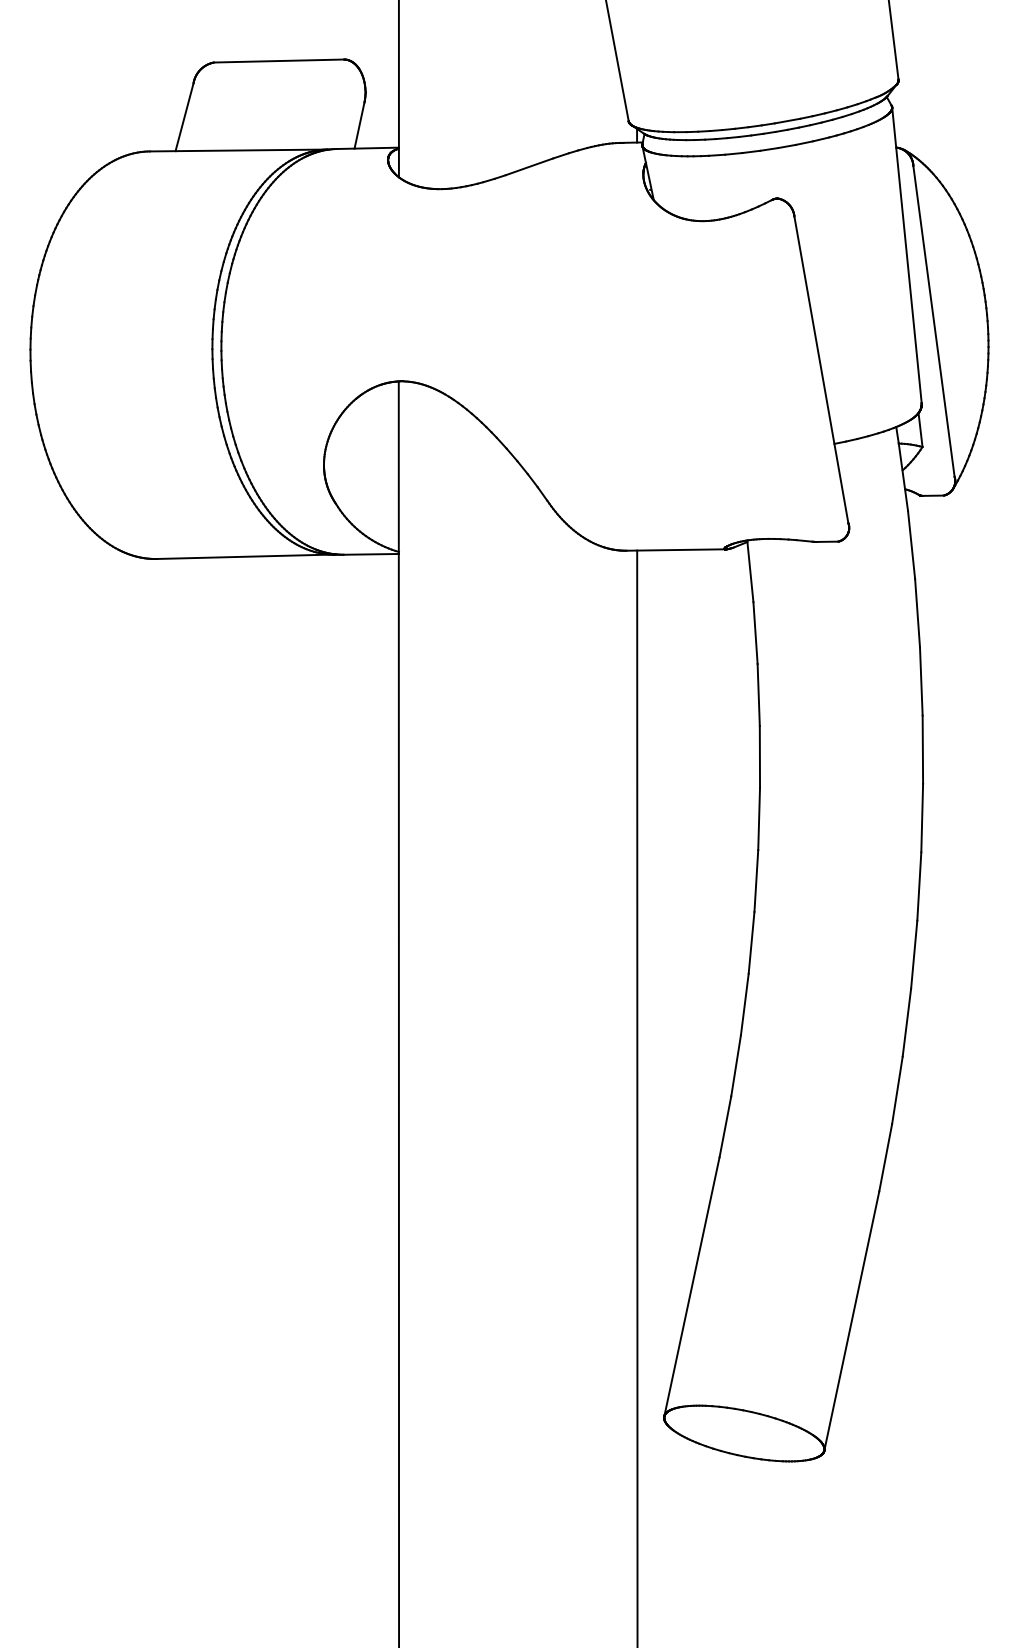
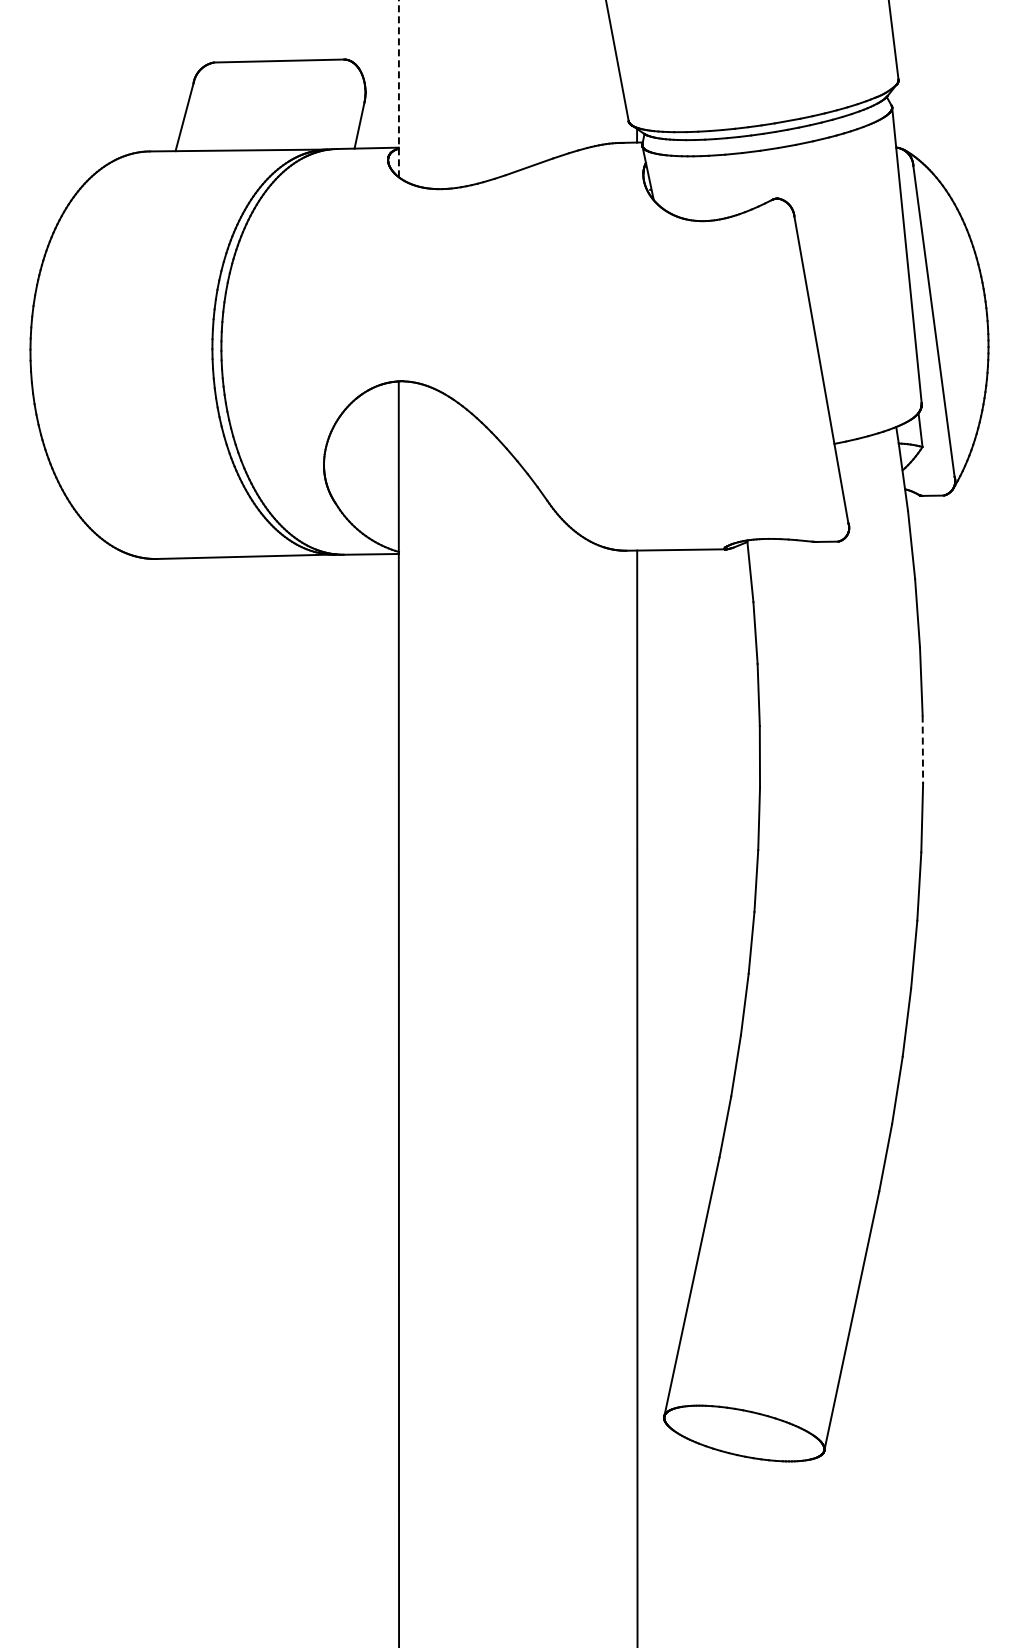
line: solid -> dashed (398, 88)
line: solid -> dashed (922, 750)
